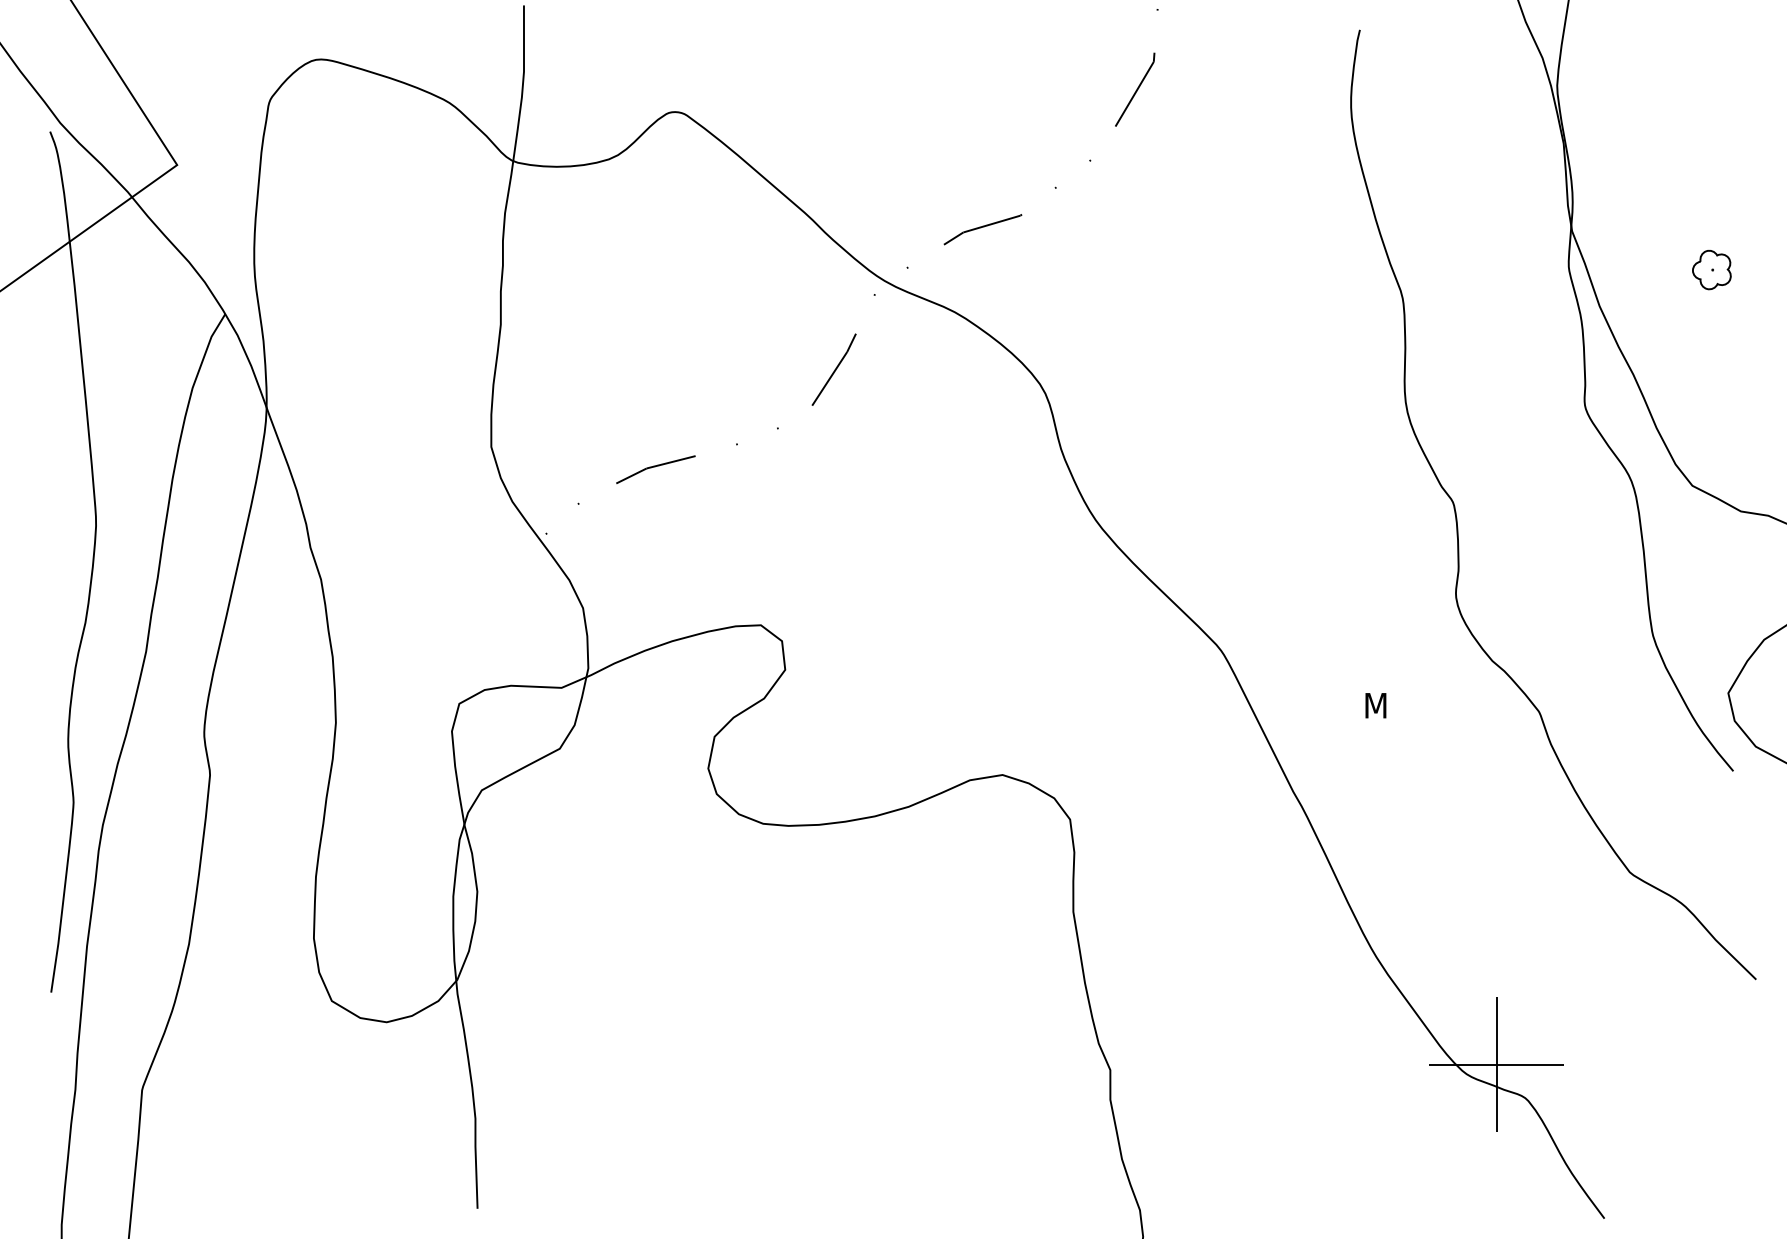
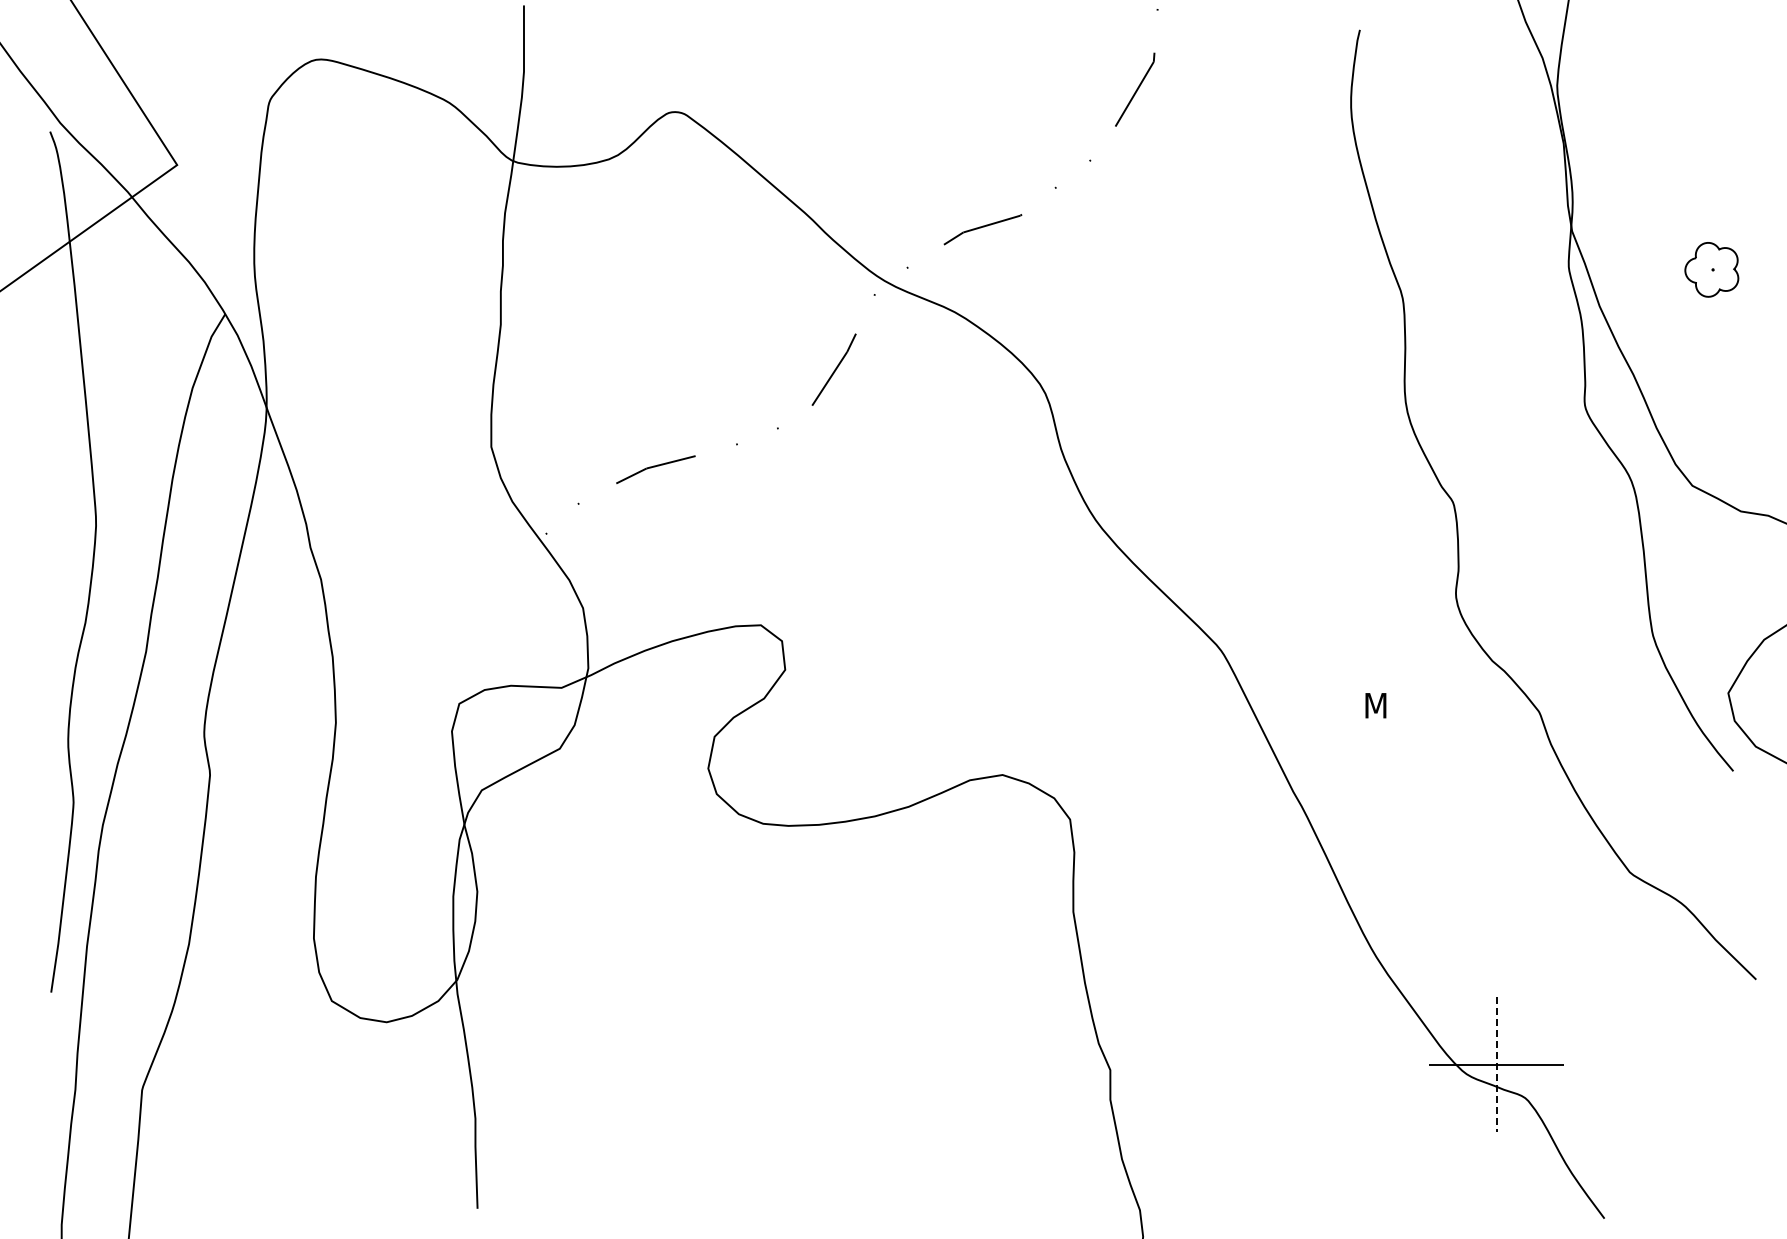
part size: 40x41 px -> 56x56 px (1711, 269)
line: solid -> dashed (1496, 1064)
